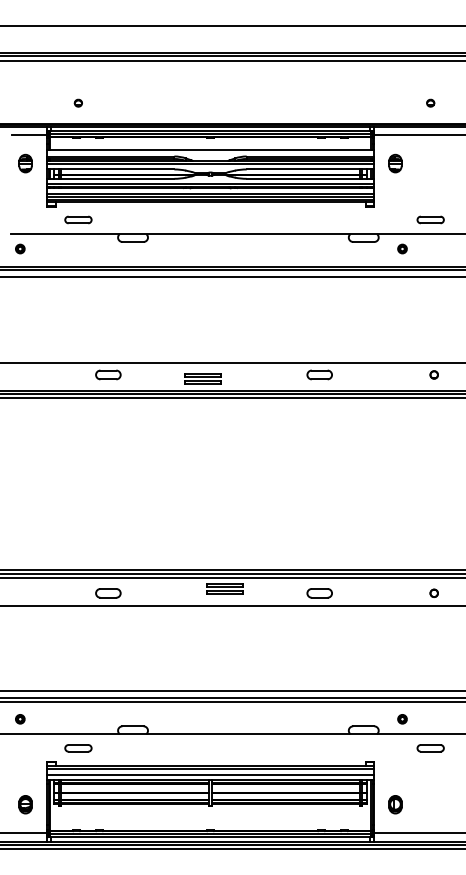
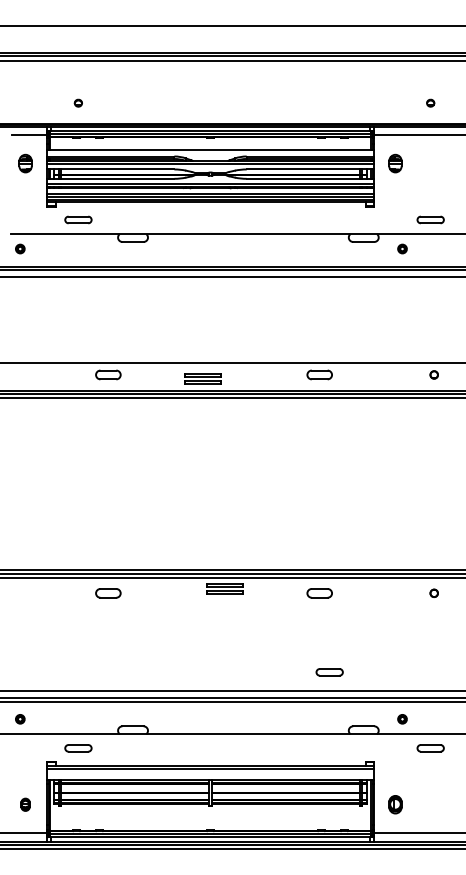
line: present -> none (232, 605)
part: none -> present (329, 672)
line: present -> none (210, 774)
part size: 15x20 px -> 11x15 px (25, 804)
